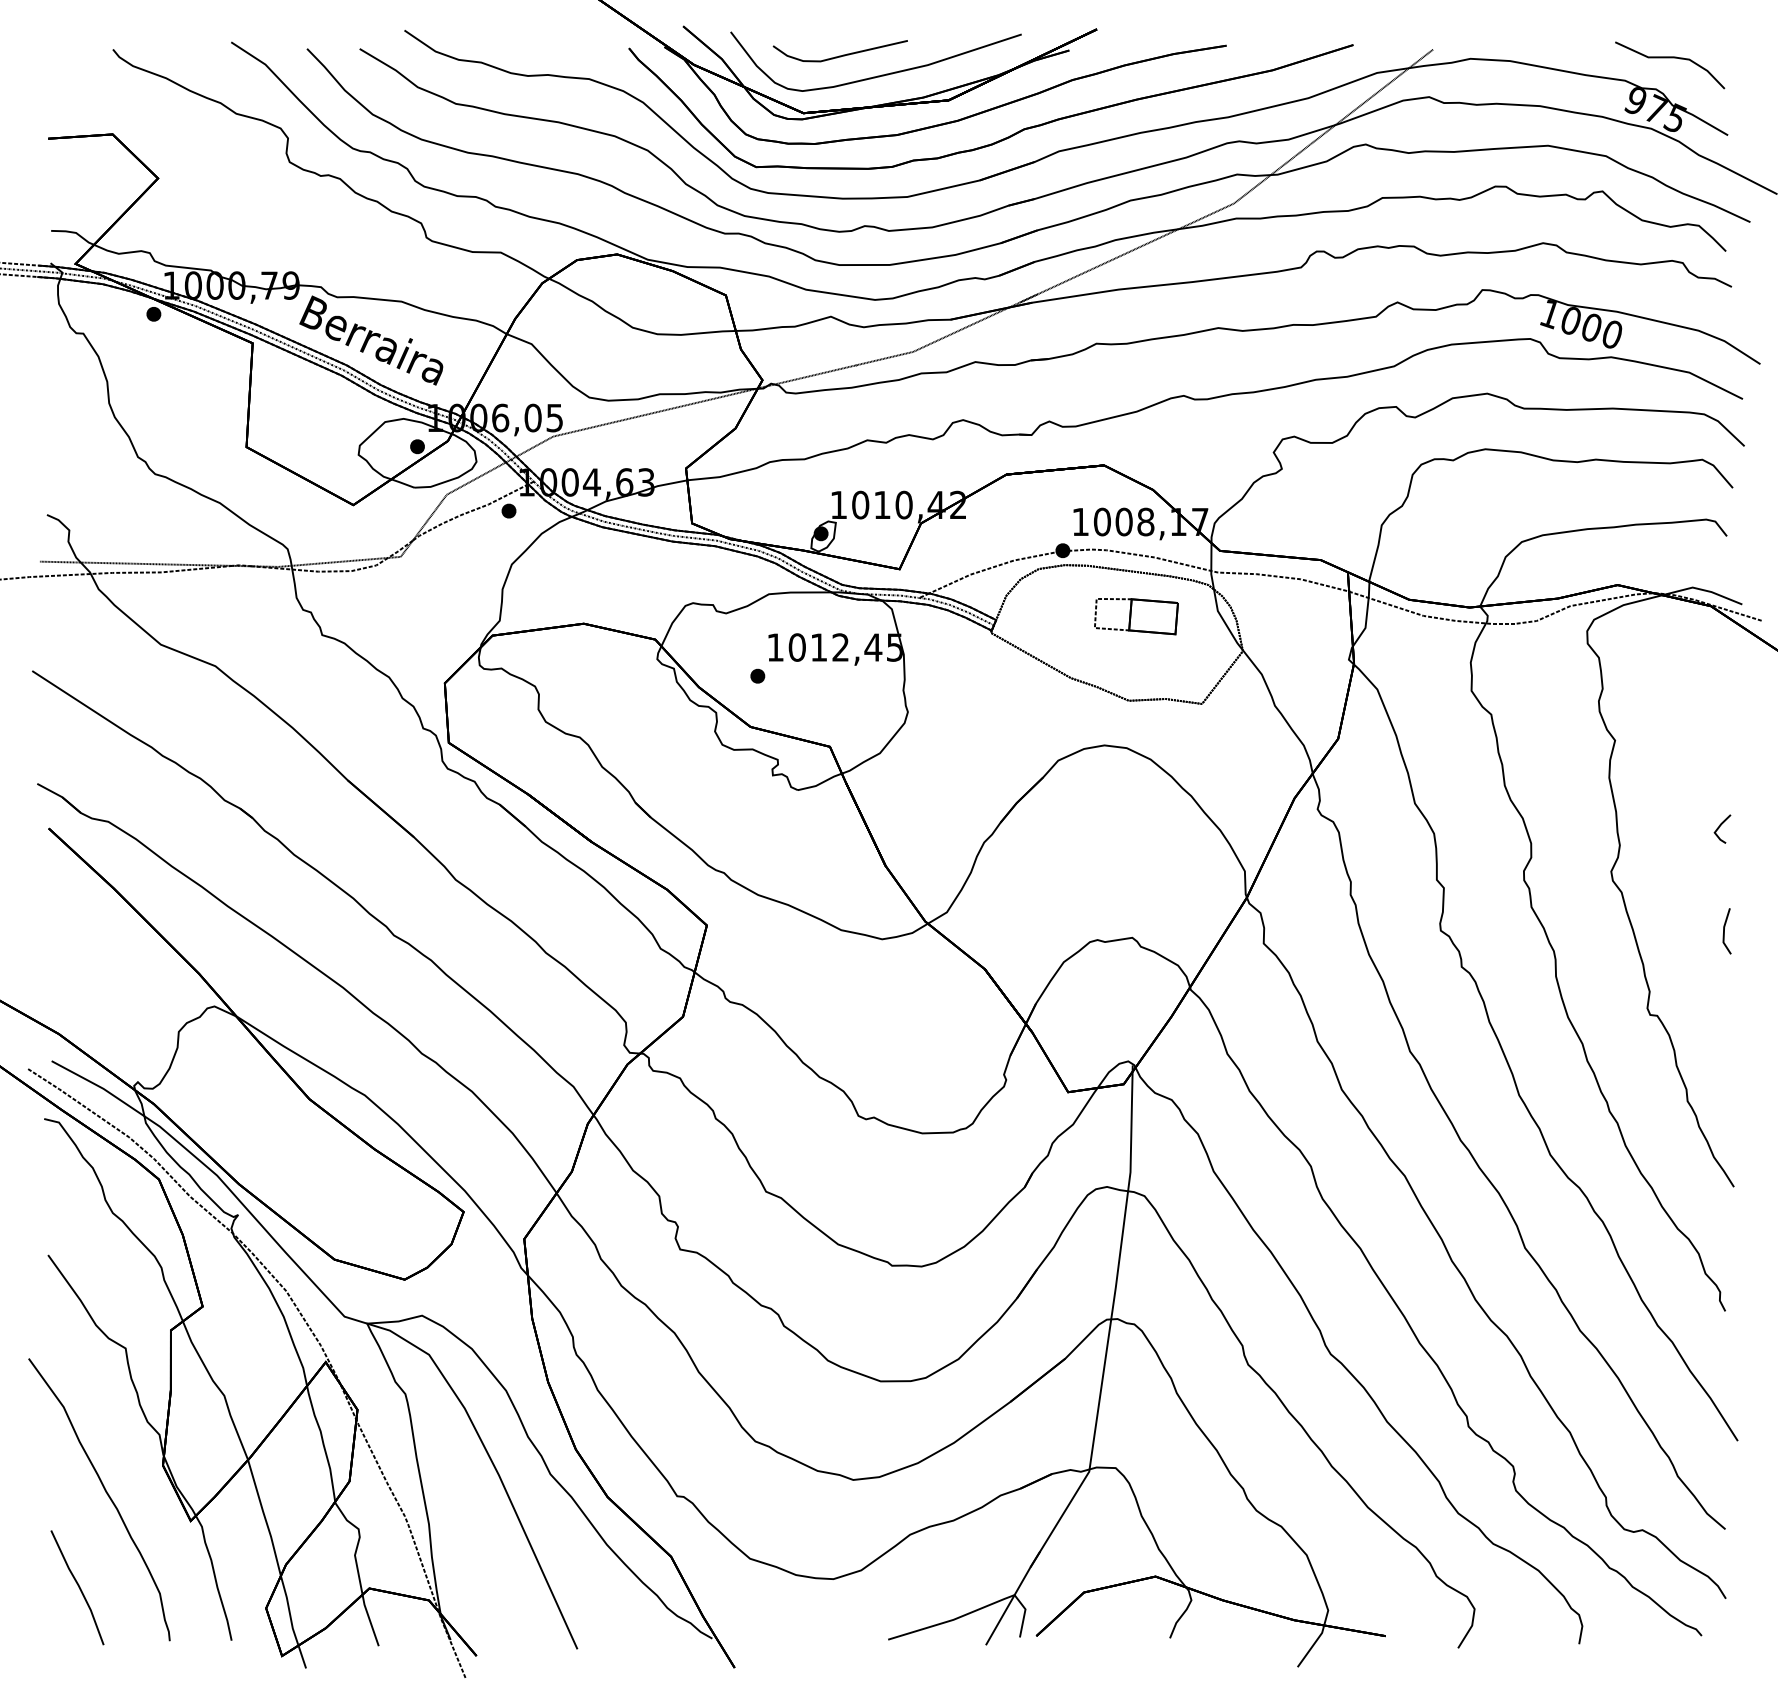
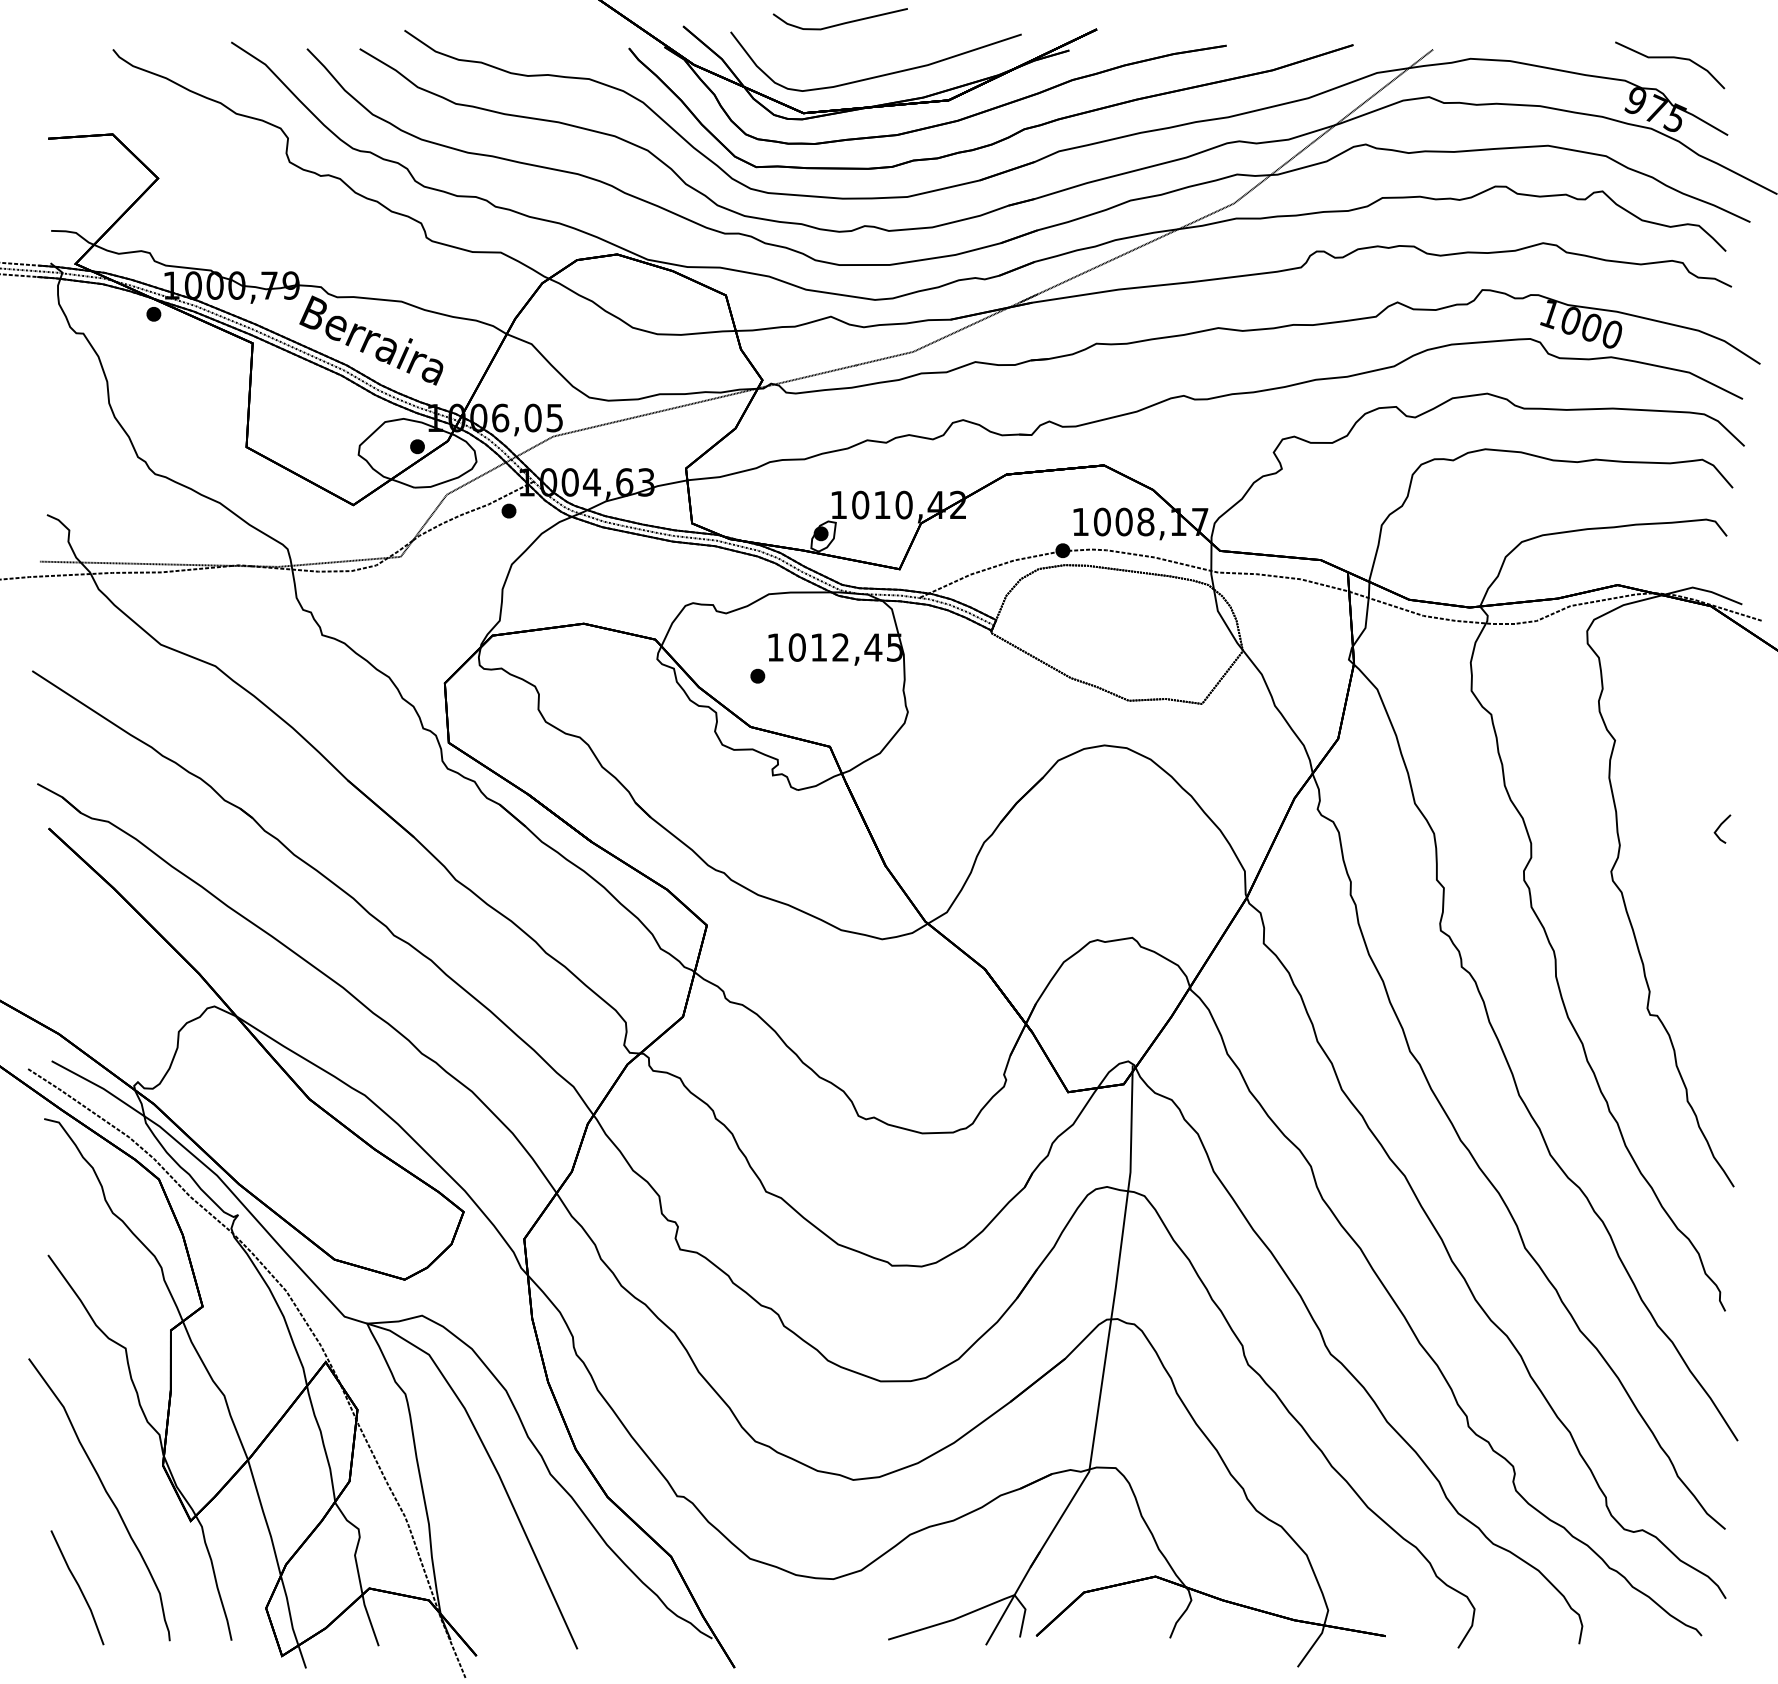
part position: (839, 51) -> (839, 19) (839, 19)
part: present -> none (1136, 616)
line: present -> none (1724, 931)
